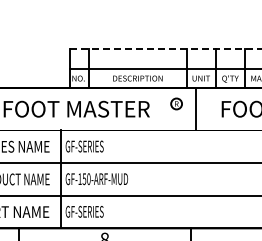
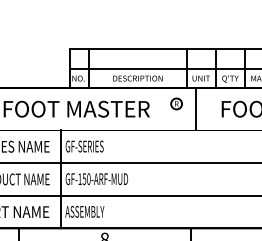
line: dashed -> solid (165, 49)
text: GF-SERIES -> ASSEMBLY (84, 211)
